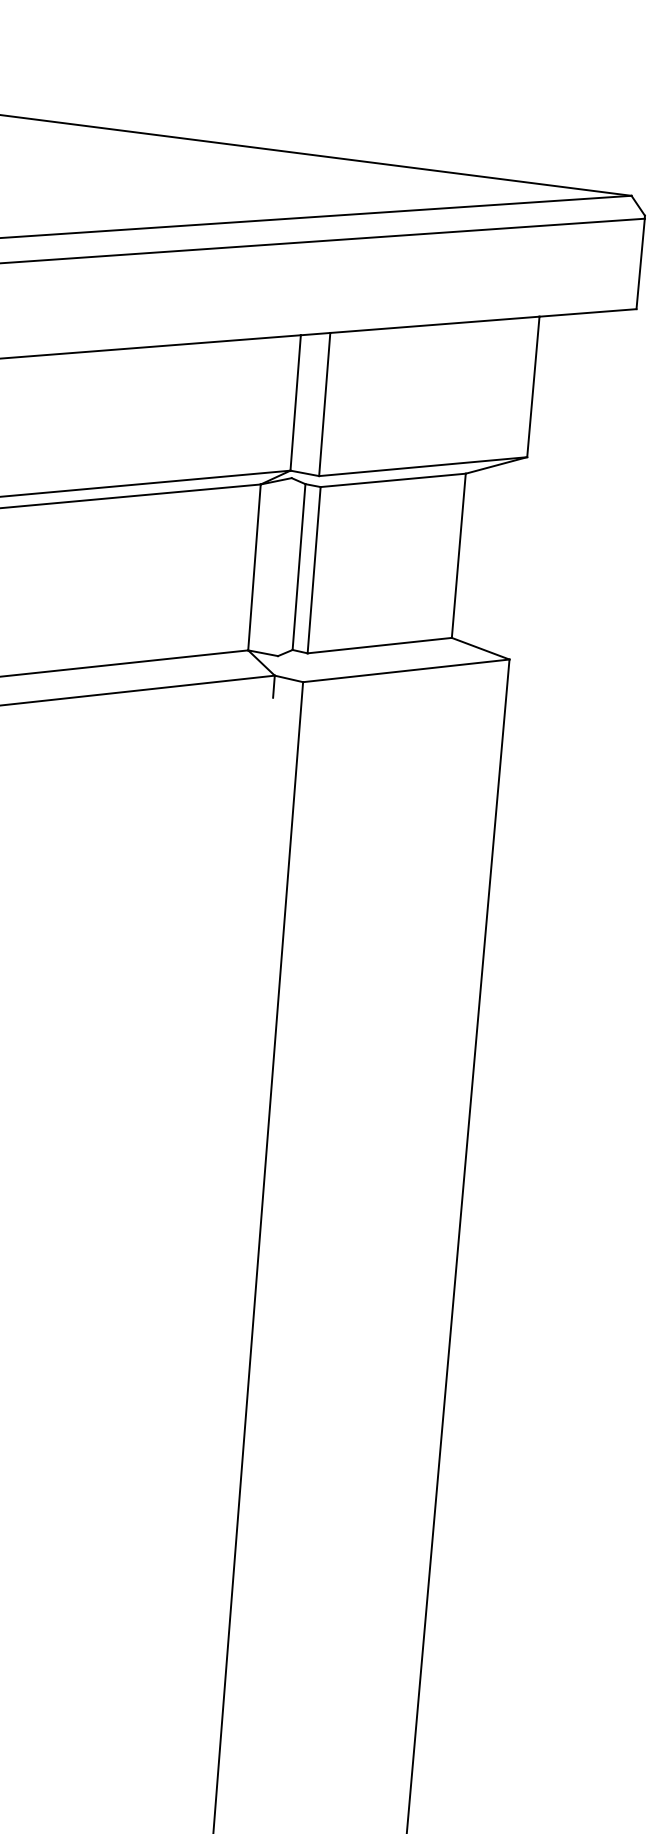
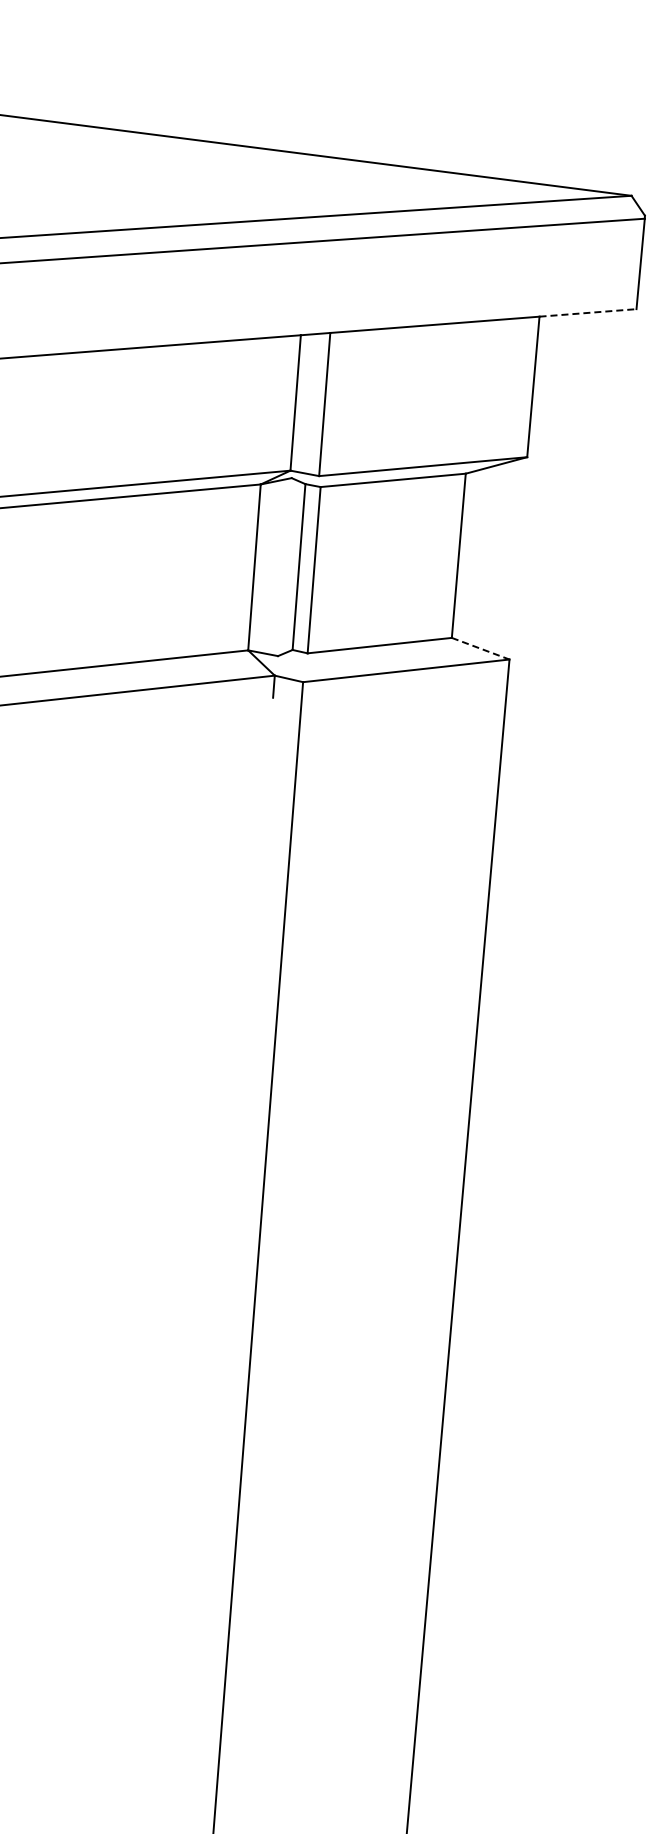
line: solid -> dashed (588, 312)
line: solid -> dashed (480, 648)
